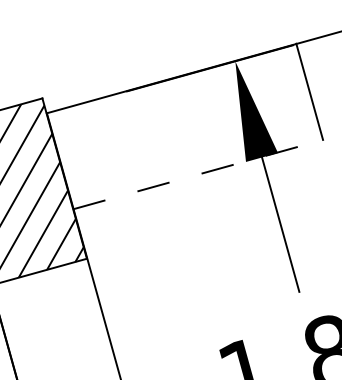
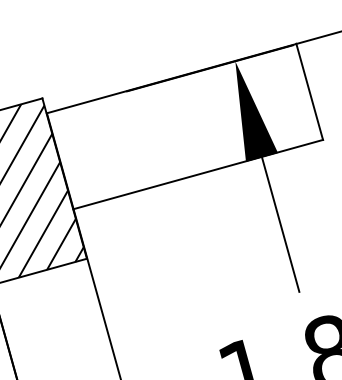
line: dashed -> solid (198, 174)
